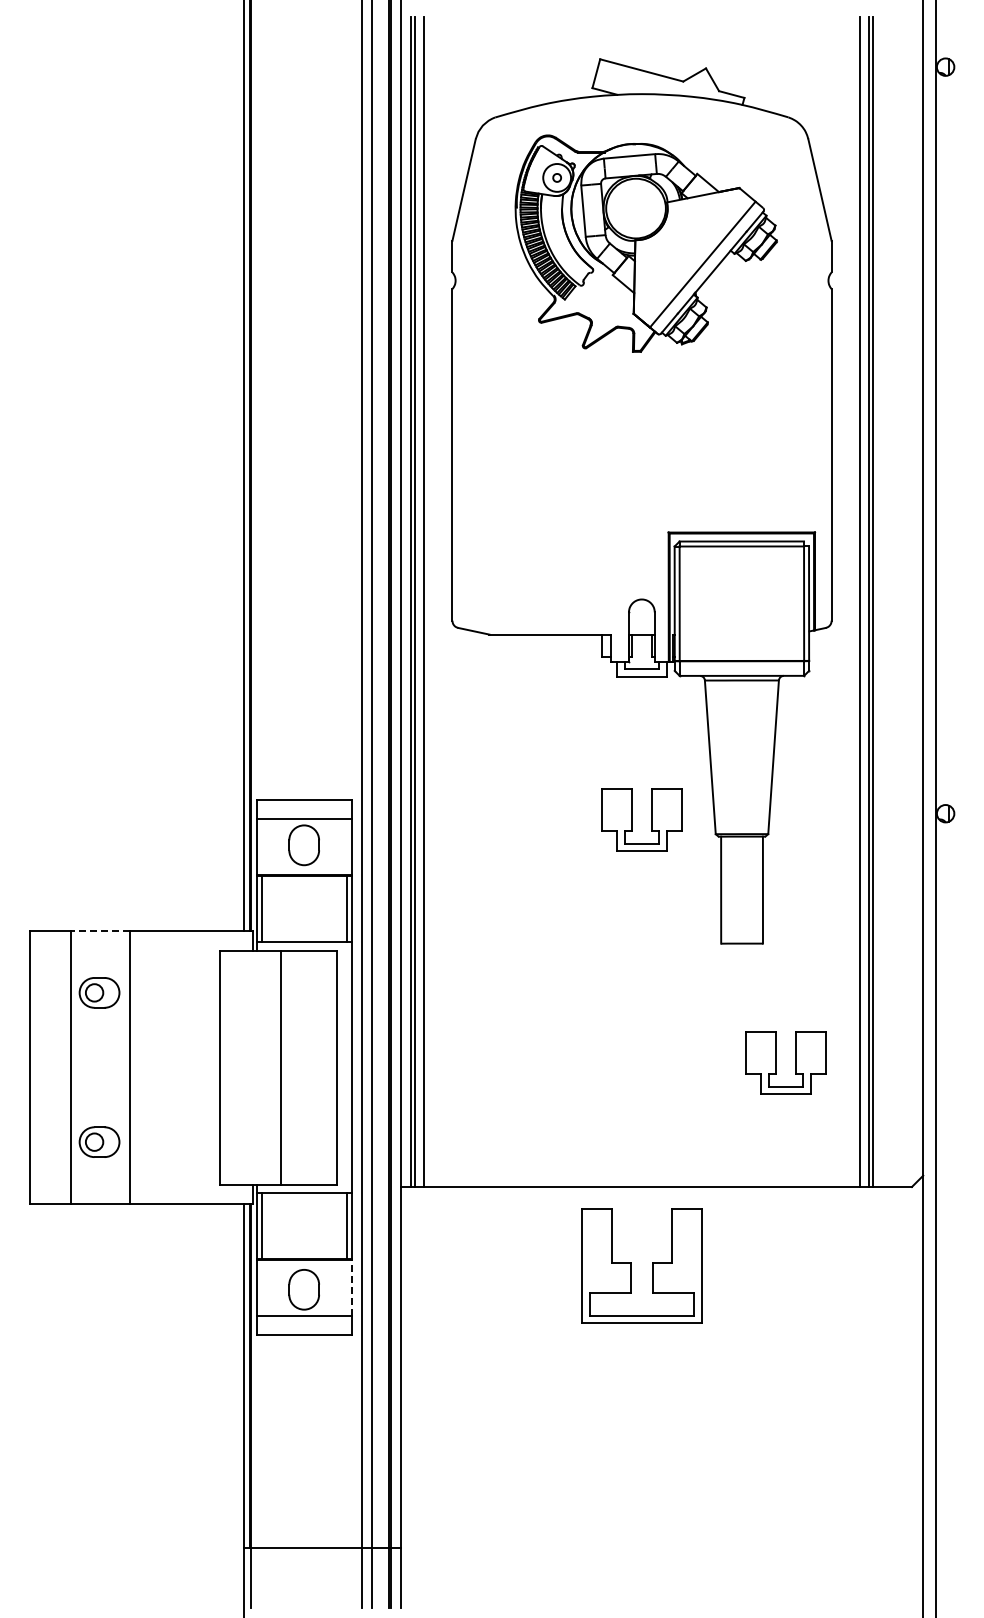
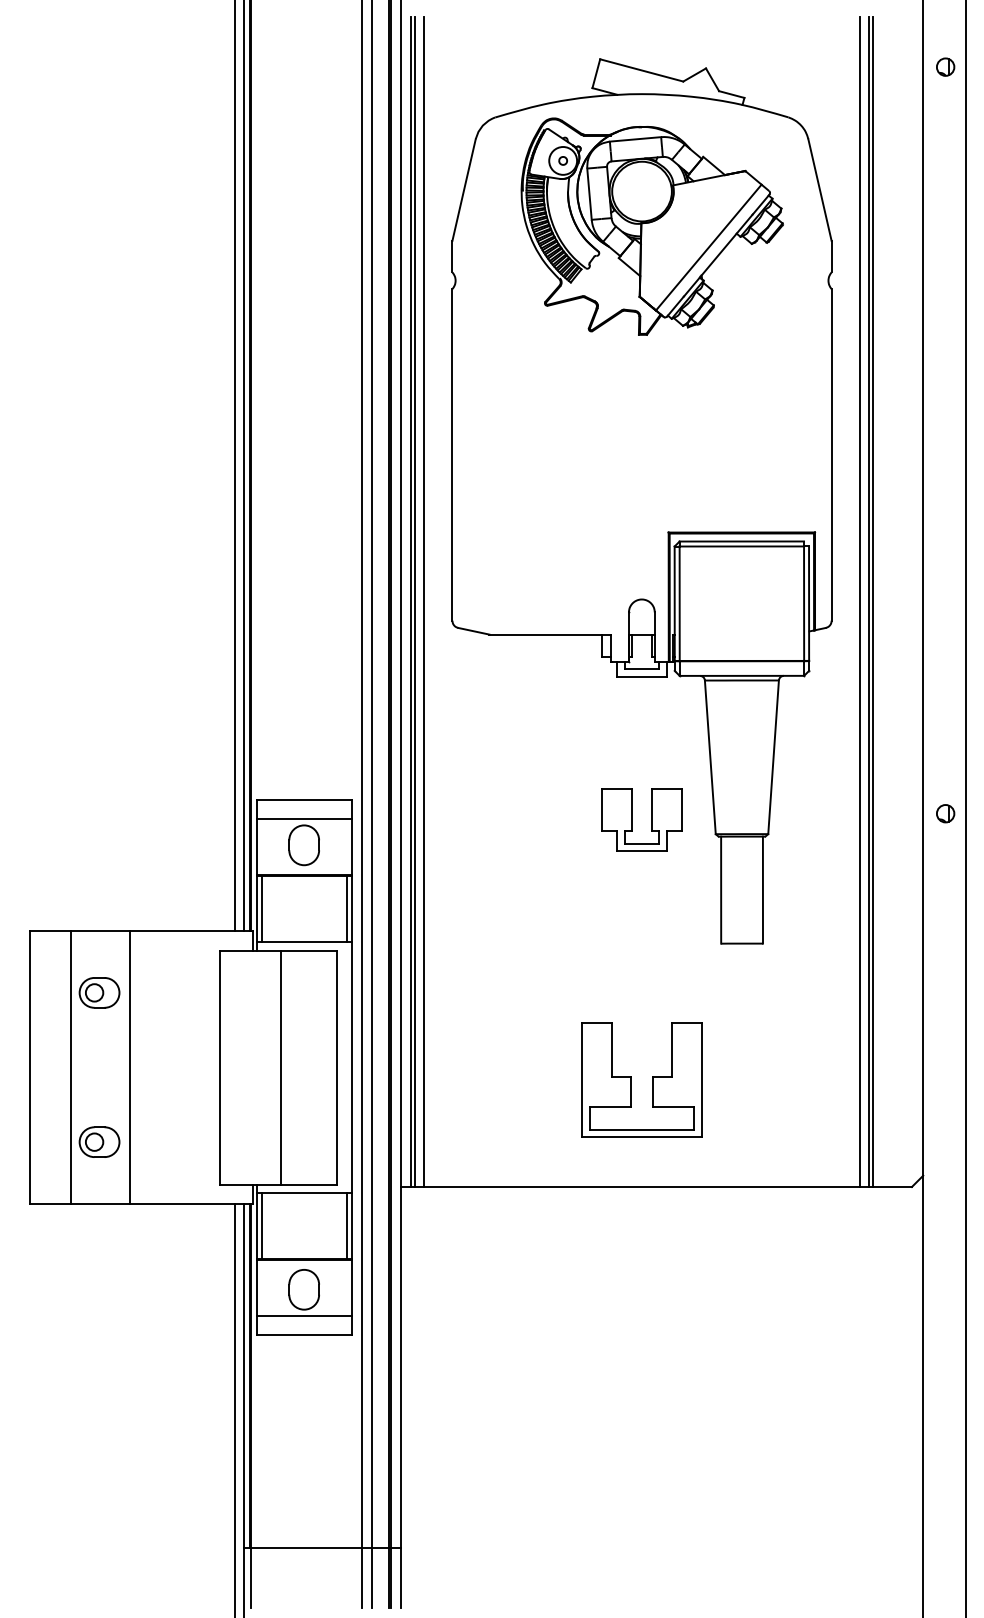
part position: (645, 243) -> (651, 226) (651, 226)
line: none -> present (234, 466)
line position: (935, 808) -> (965, 808) (965, 808)
line: dashed -> solid (100, 930)
part: present -> none (776, 1062)
part position: (631, 1265) -> (631, 1079) (631, 1079)
line: dashed -> solid (351, 1288)
line: none -> present (234, 1409)
